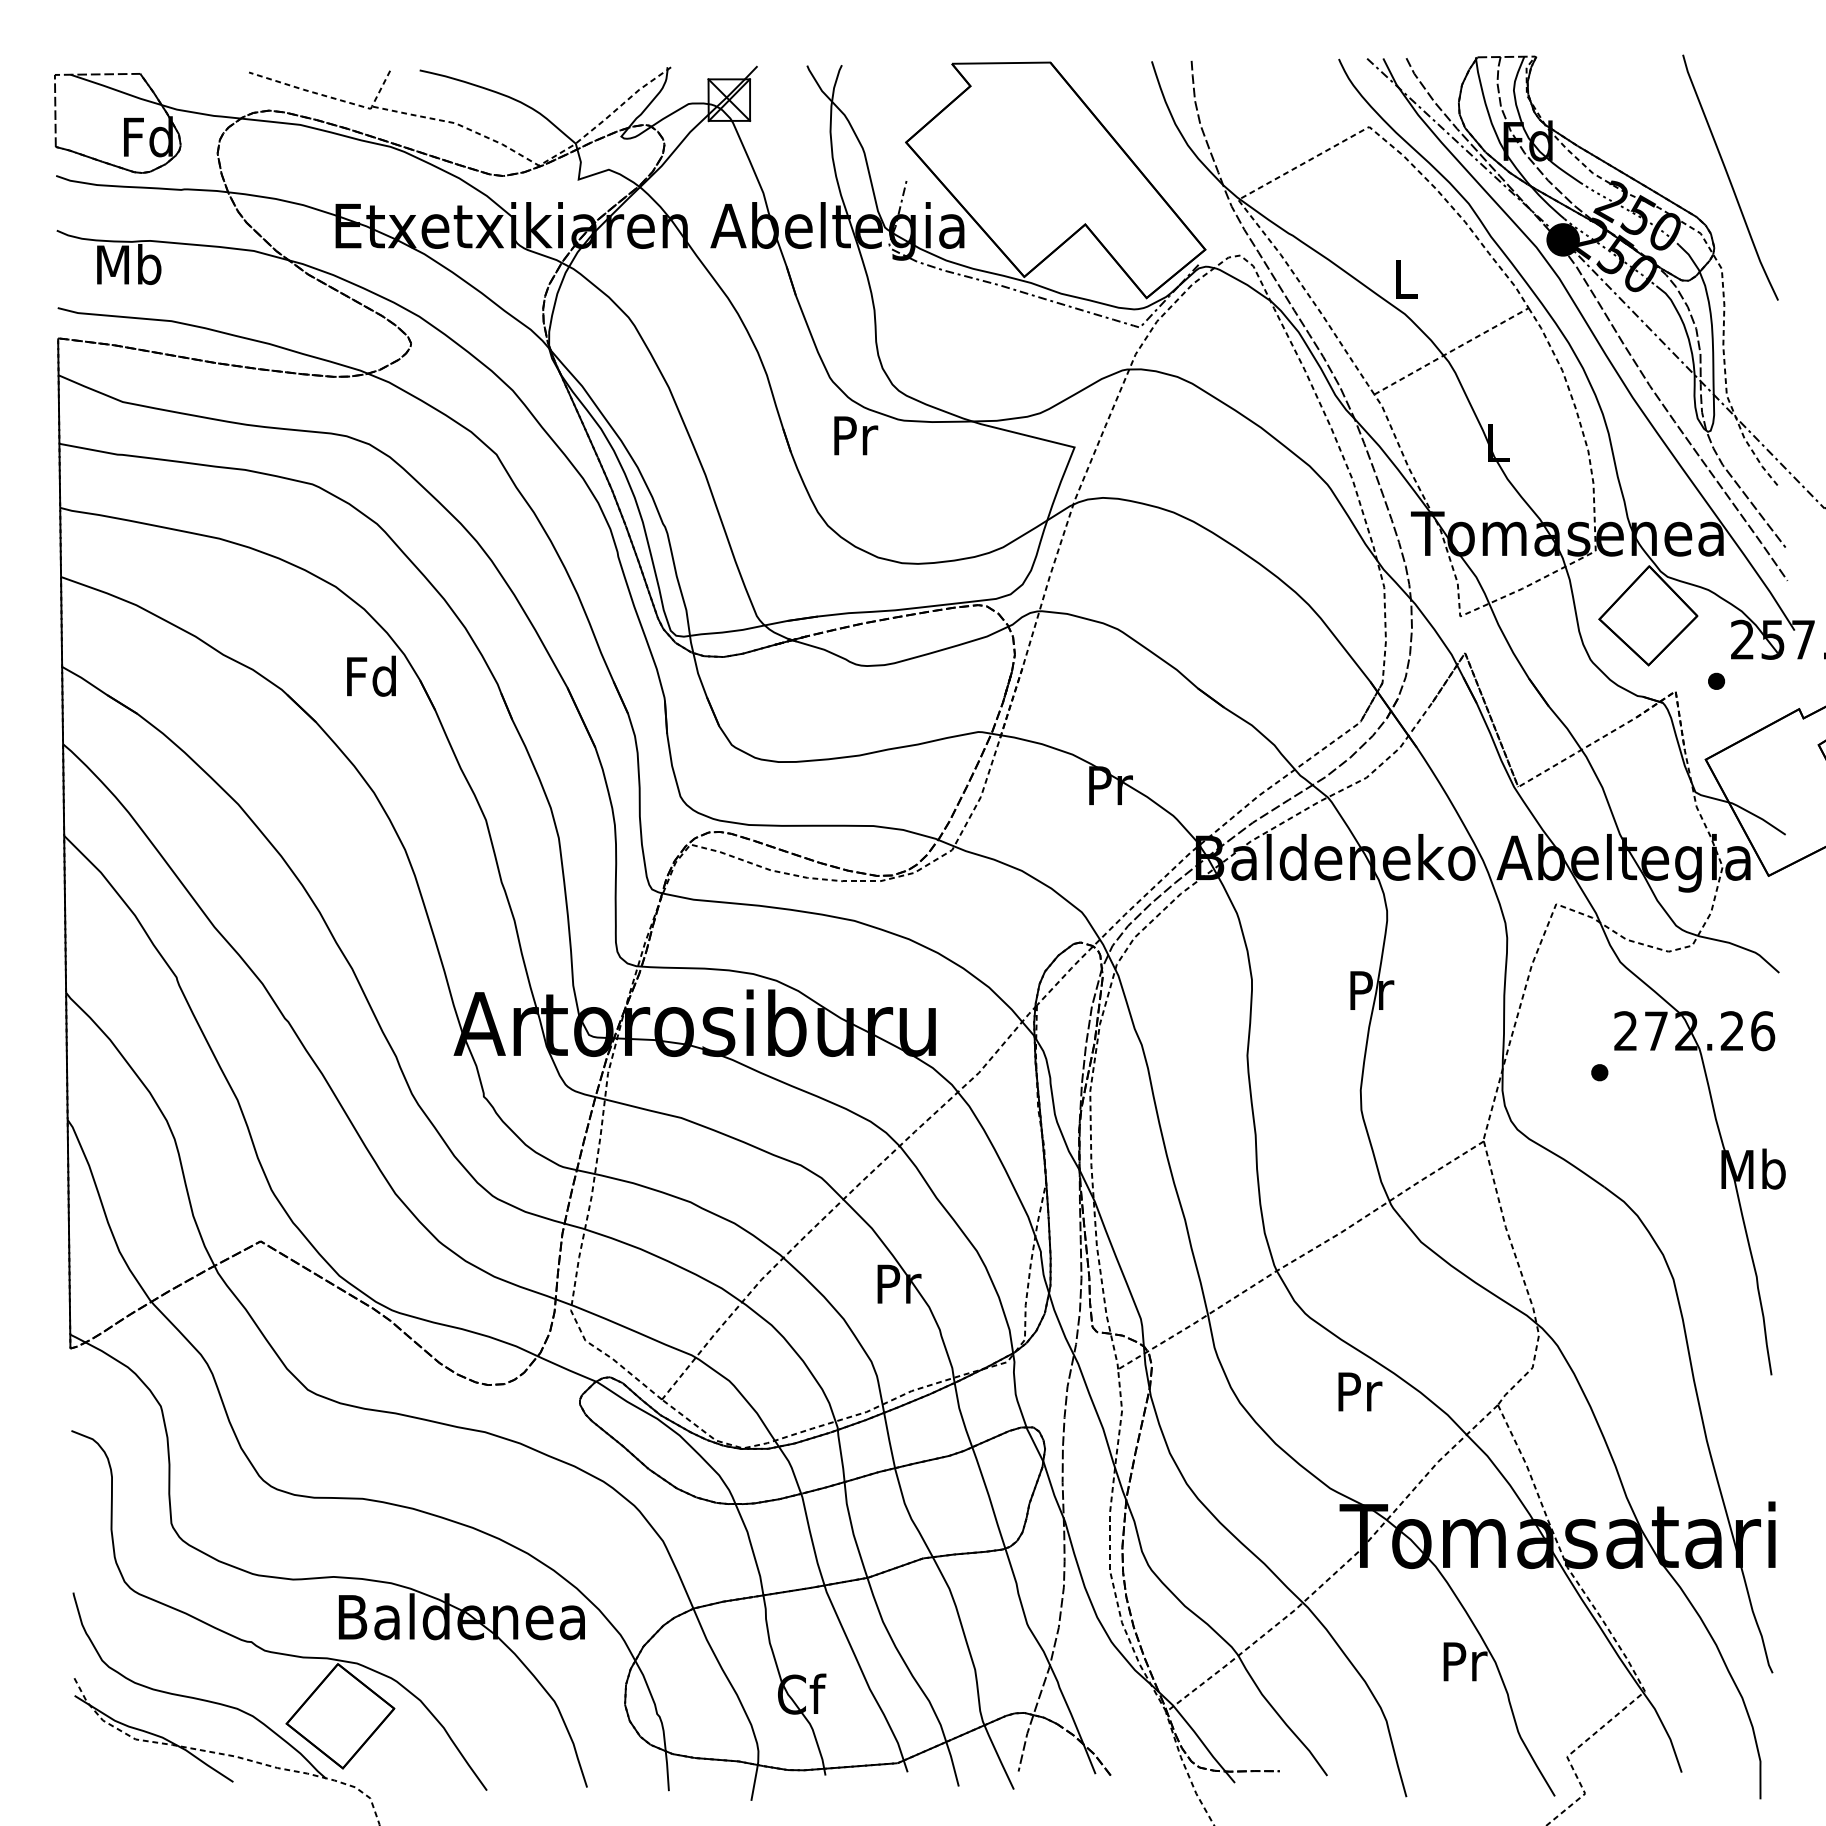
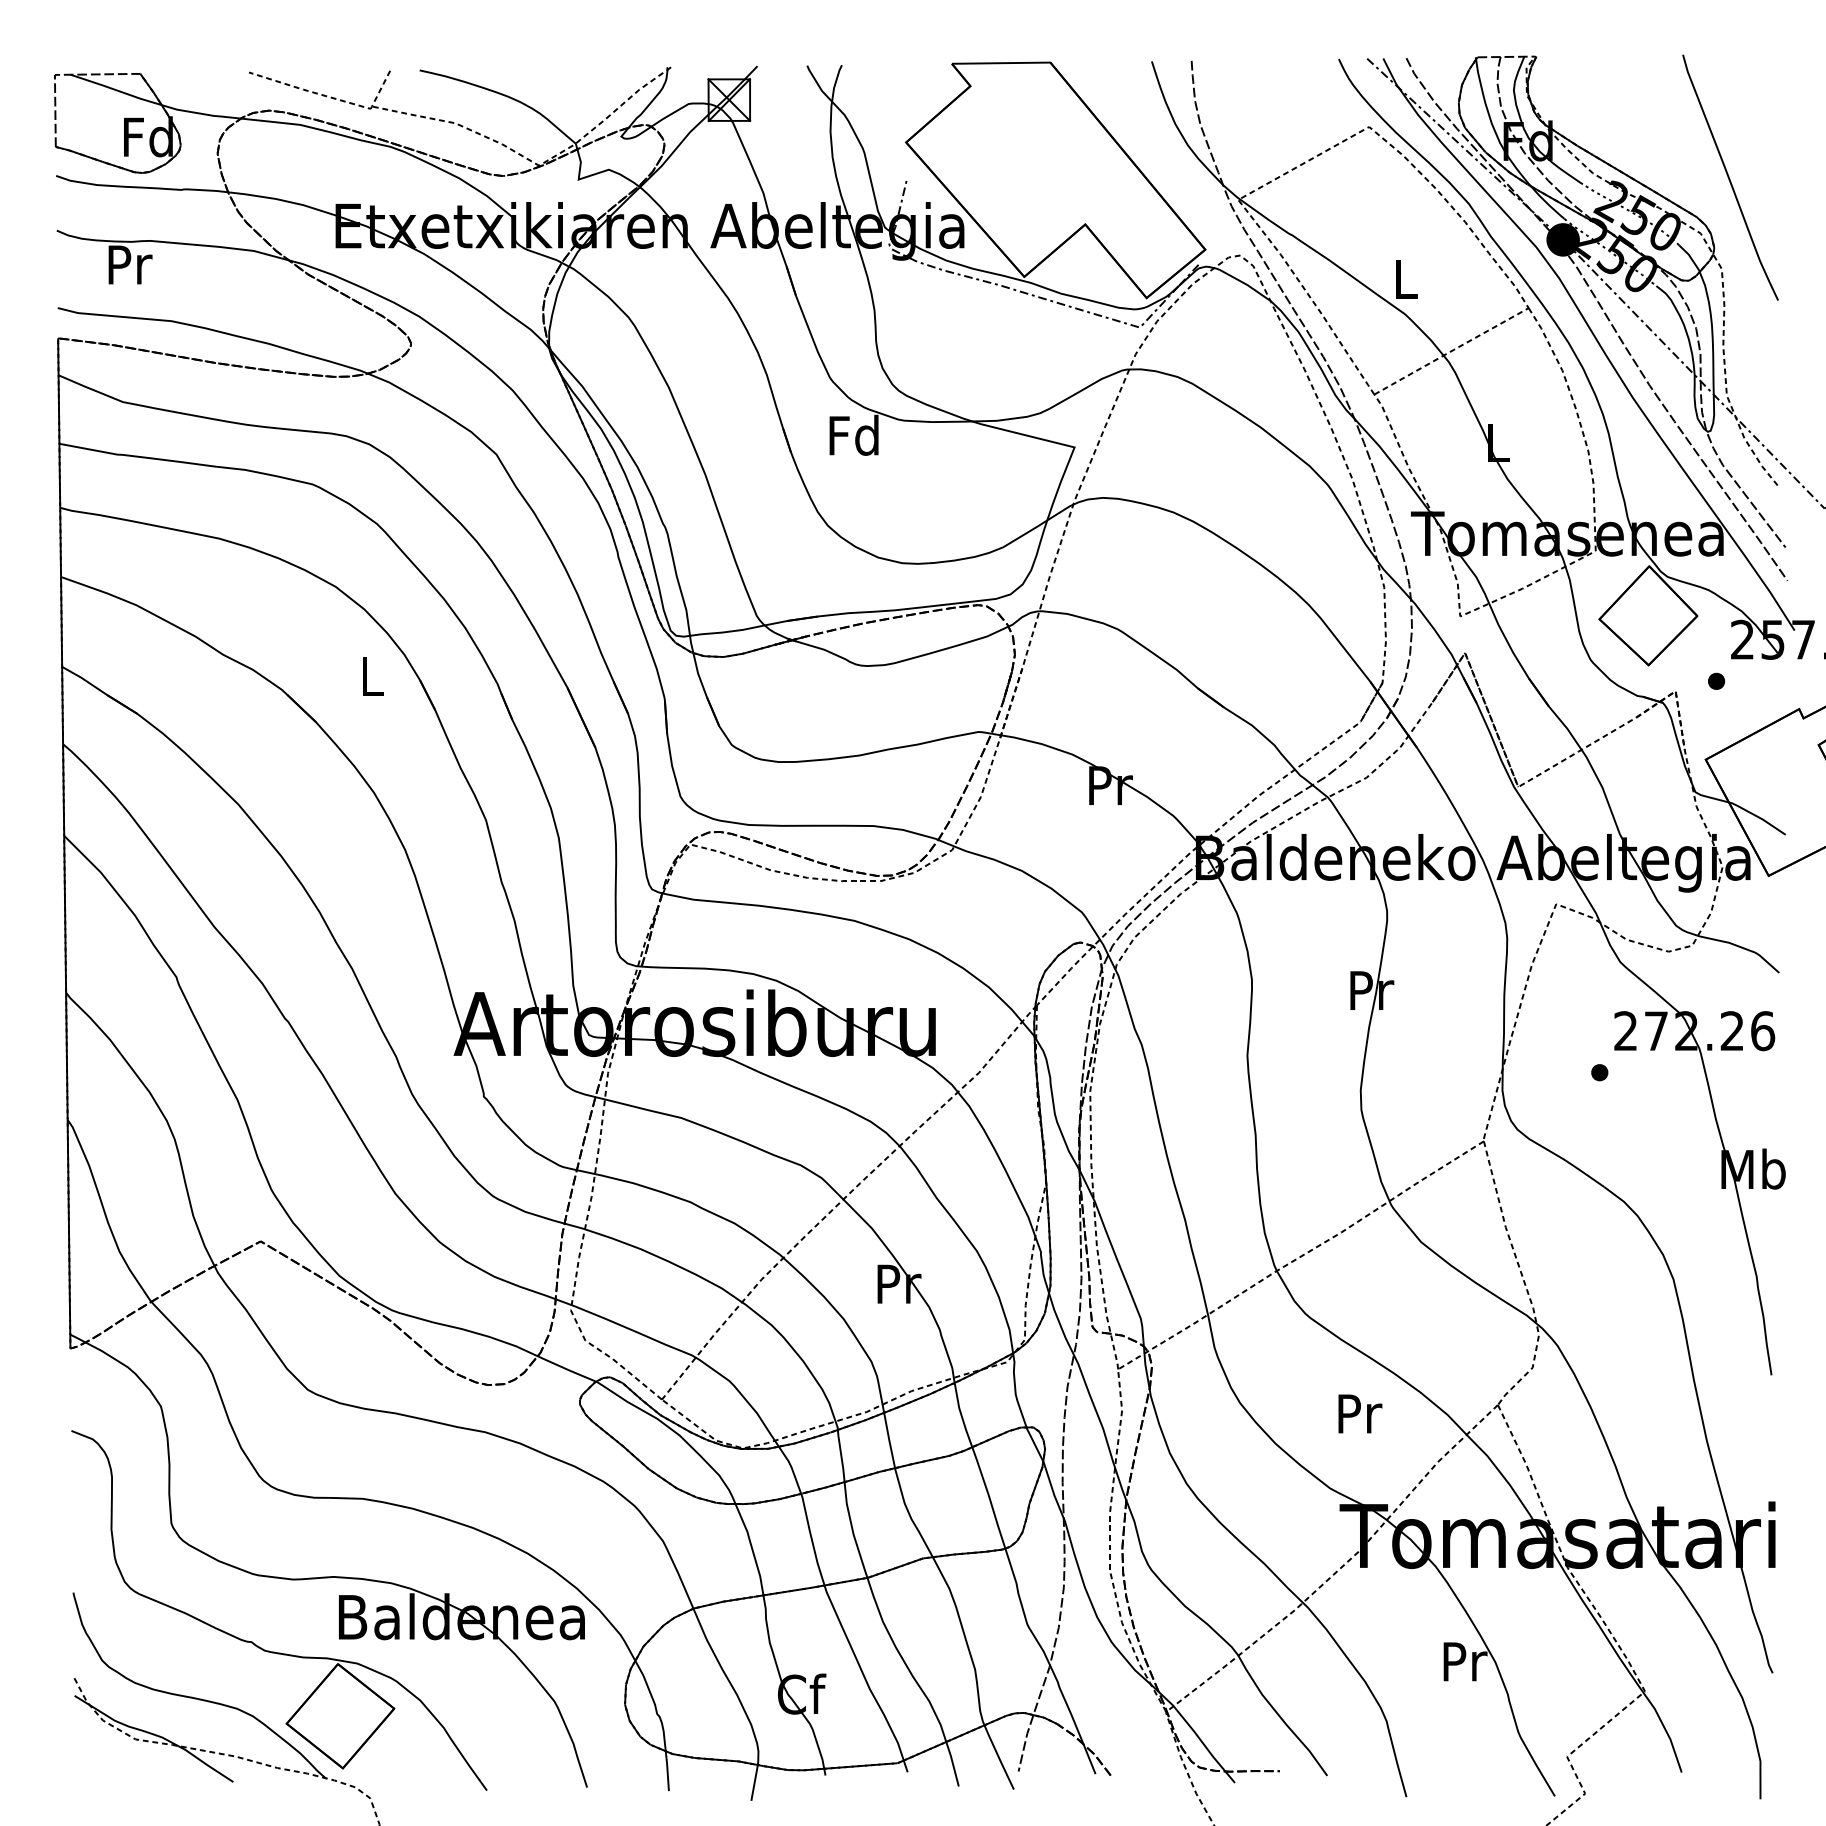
text: Mb -> Pr (129, 264)
text: Pr -> Fd (853, 434)
text: Fd -> L (371, 675)
text position: (1360, 1391) -> (1360, 1413) (1360, 1413)
